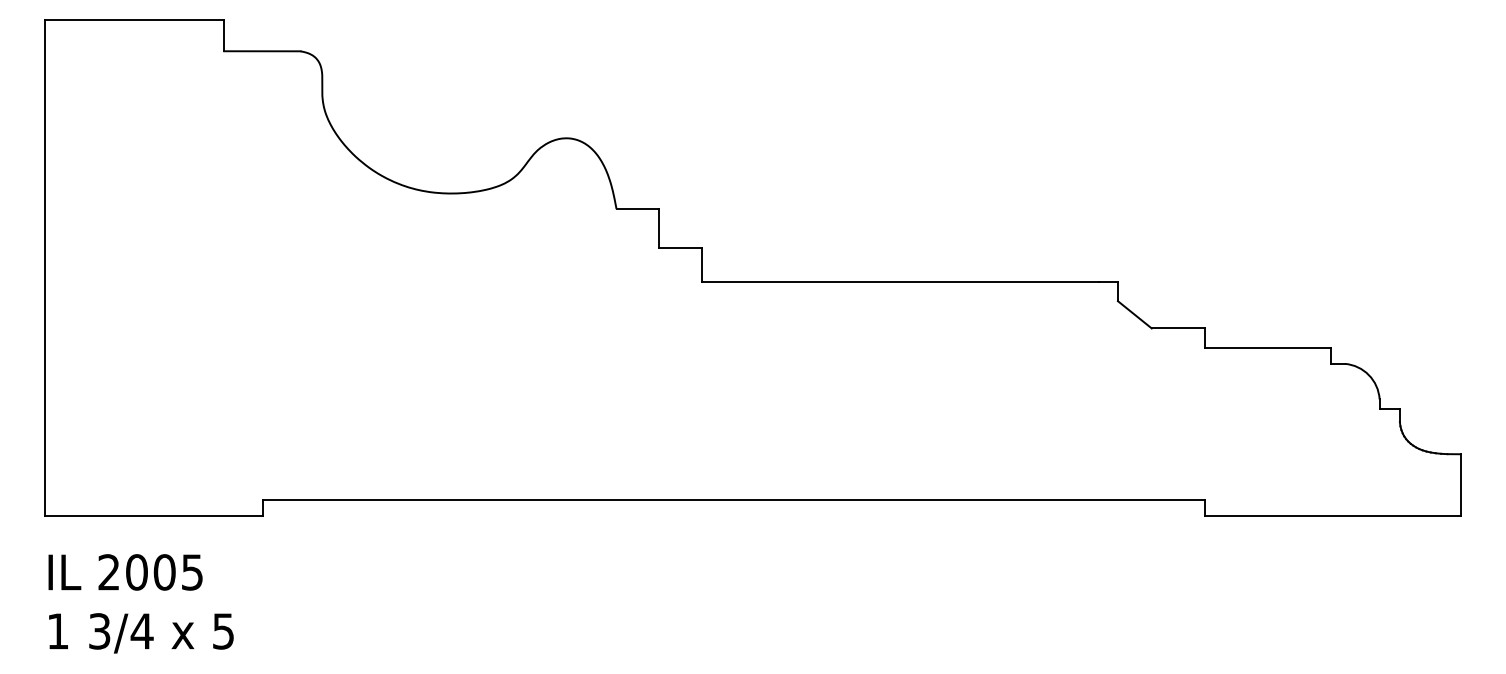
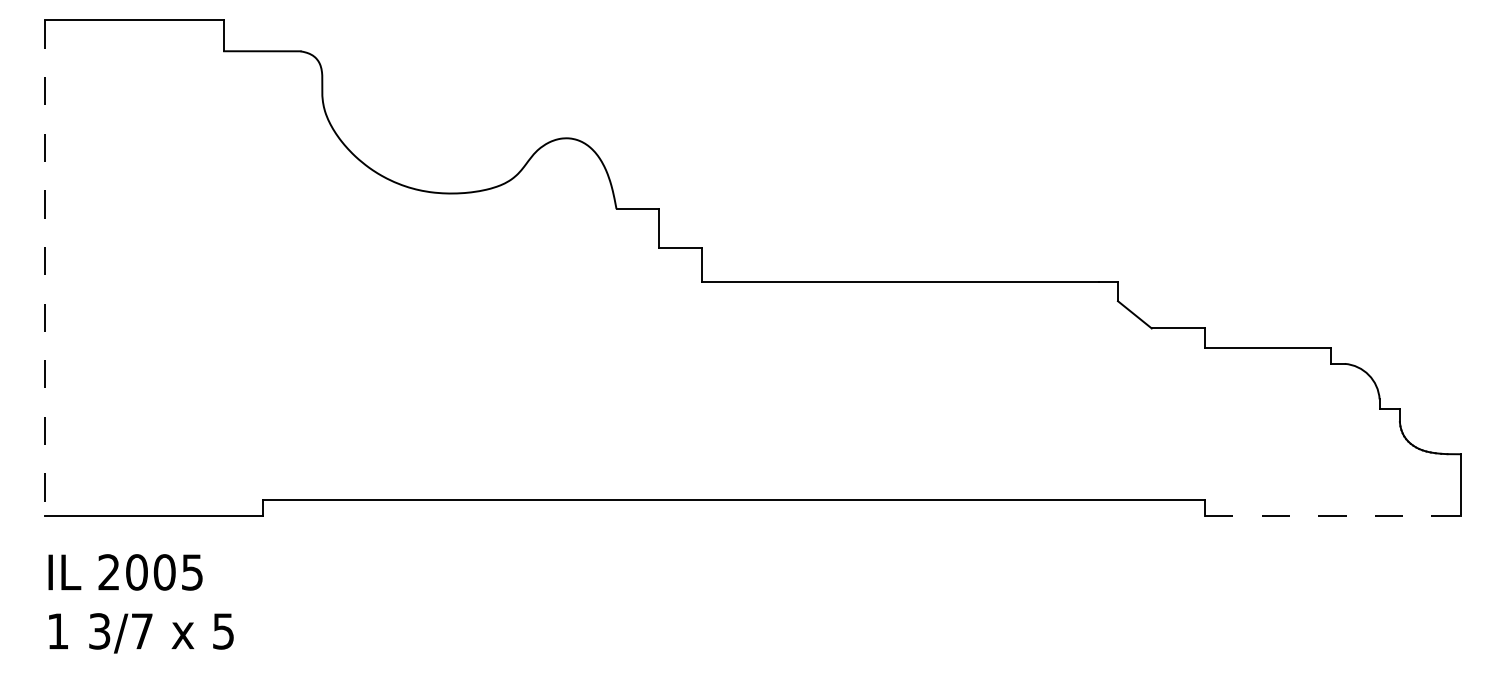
line: solid -> dashed (45, 268)
line: solid -> dashed (1332, 515)
text: 3/4 -> 3/7 (141, 631)
